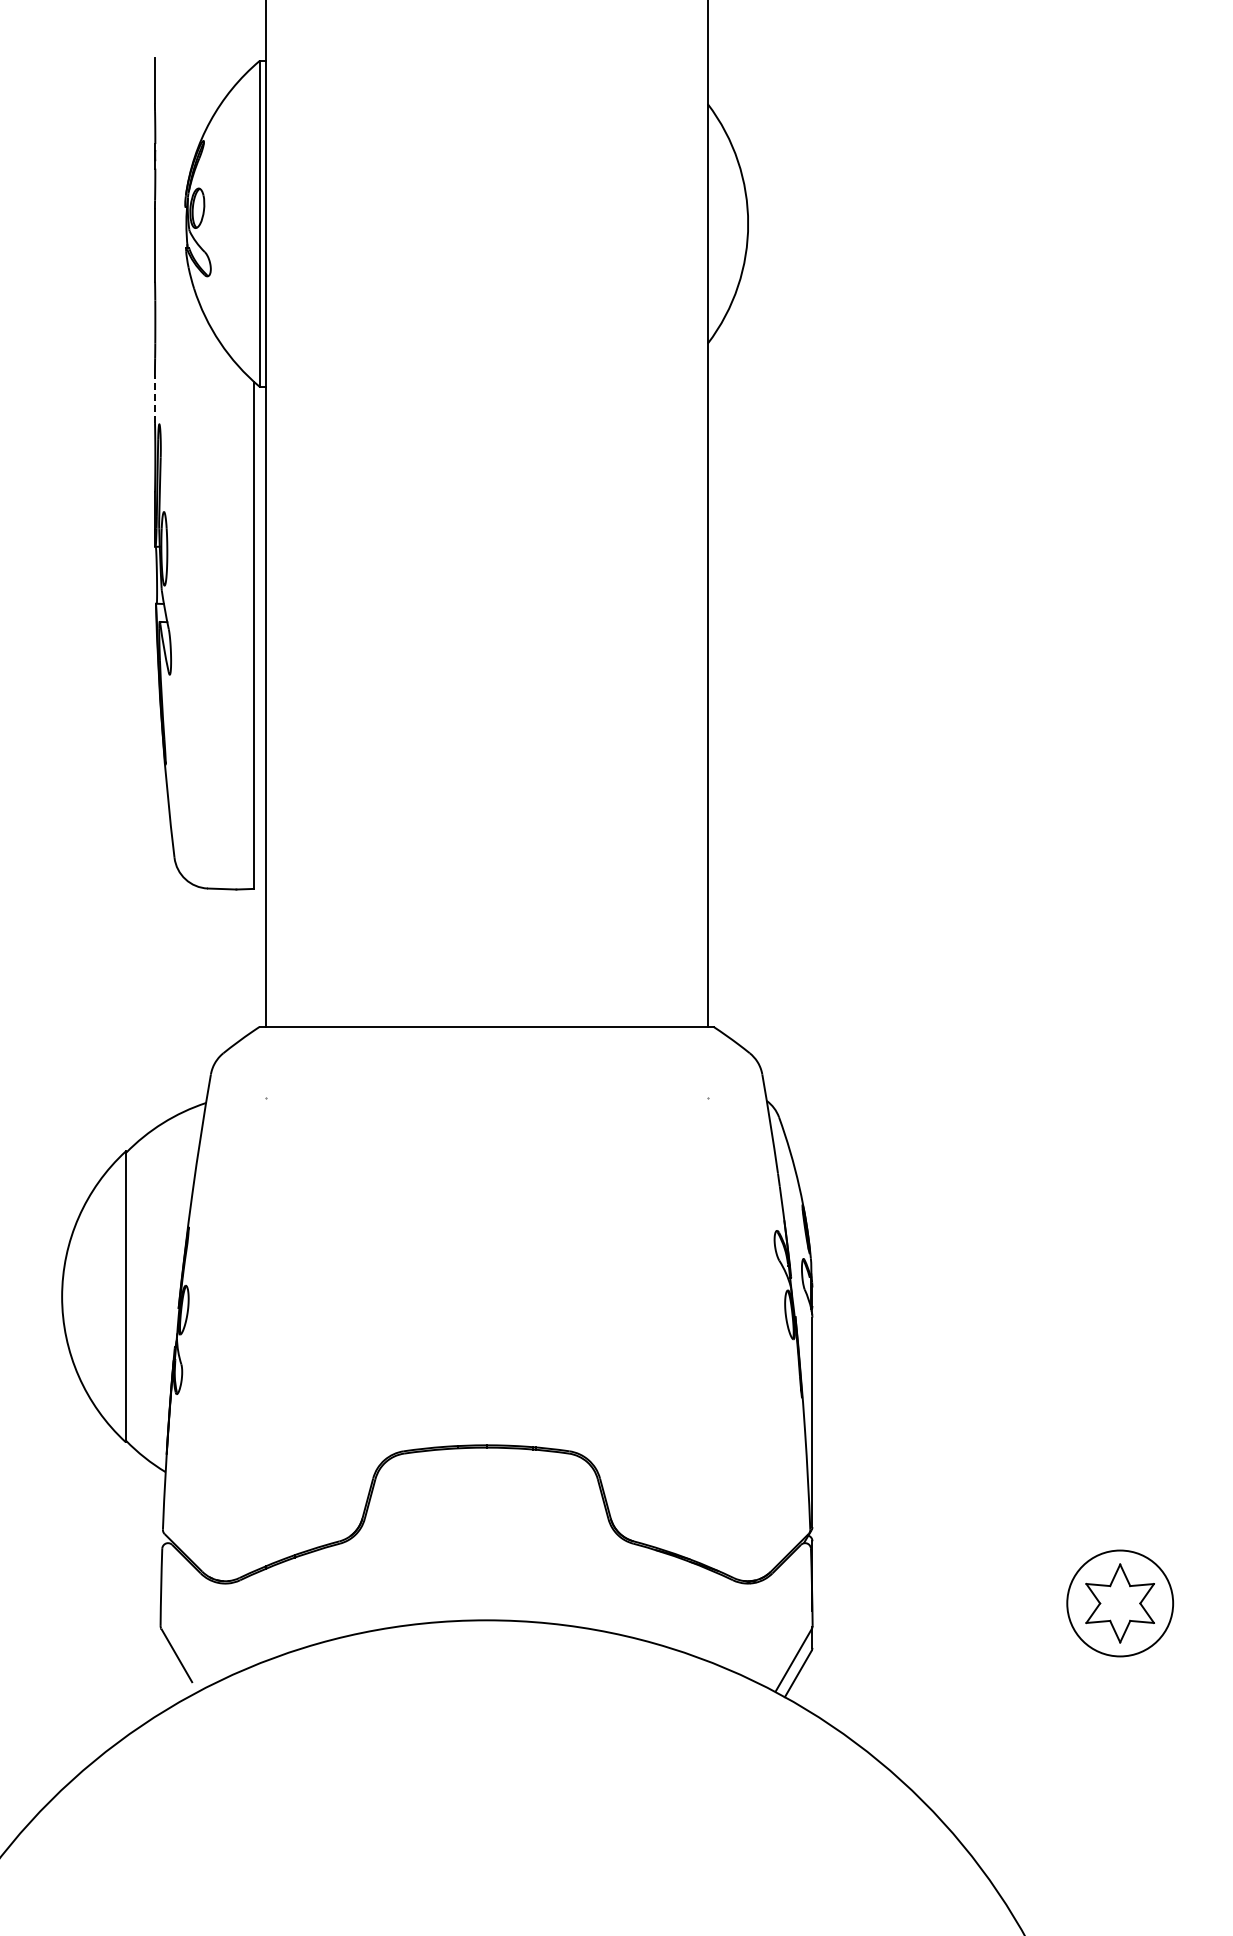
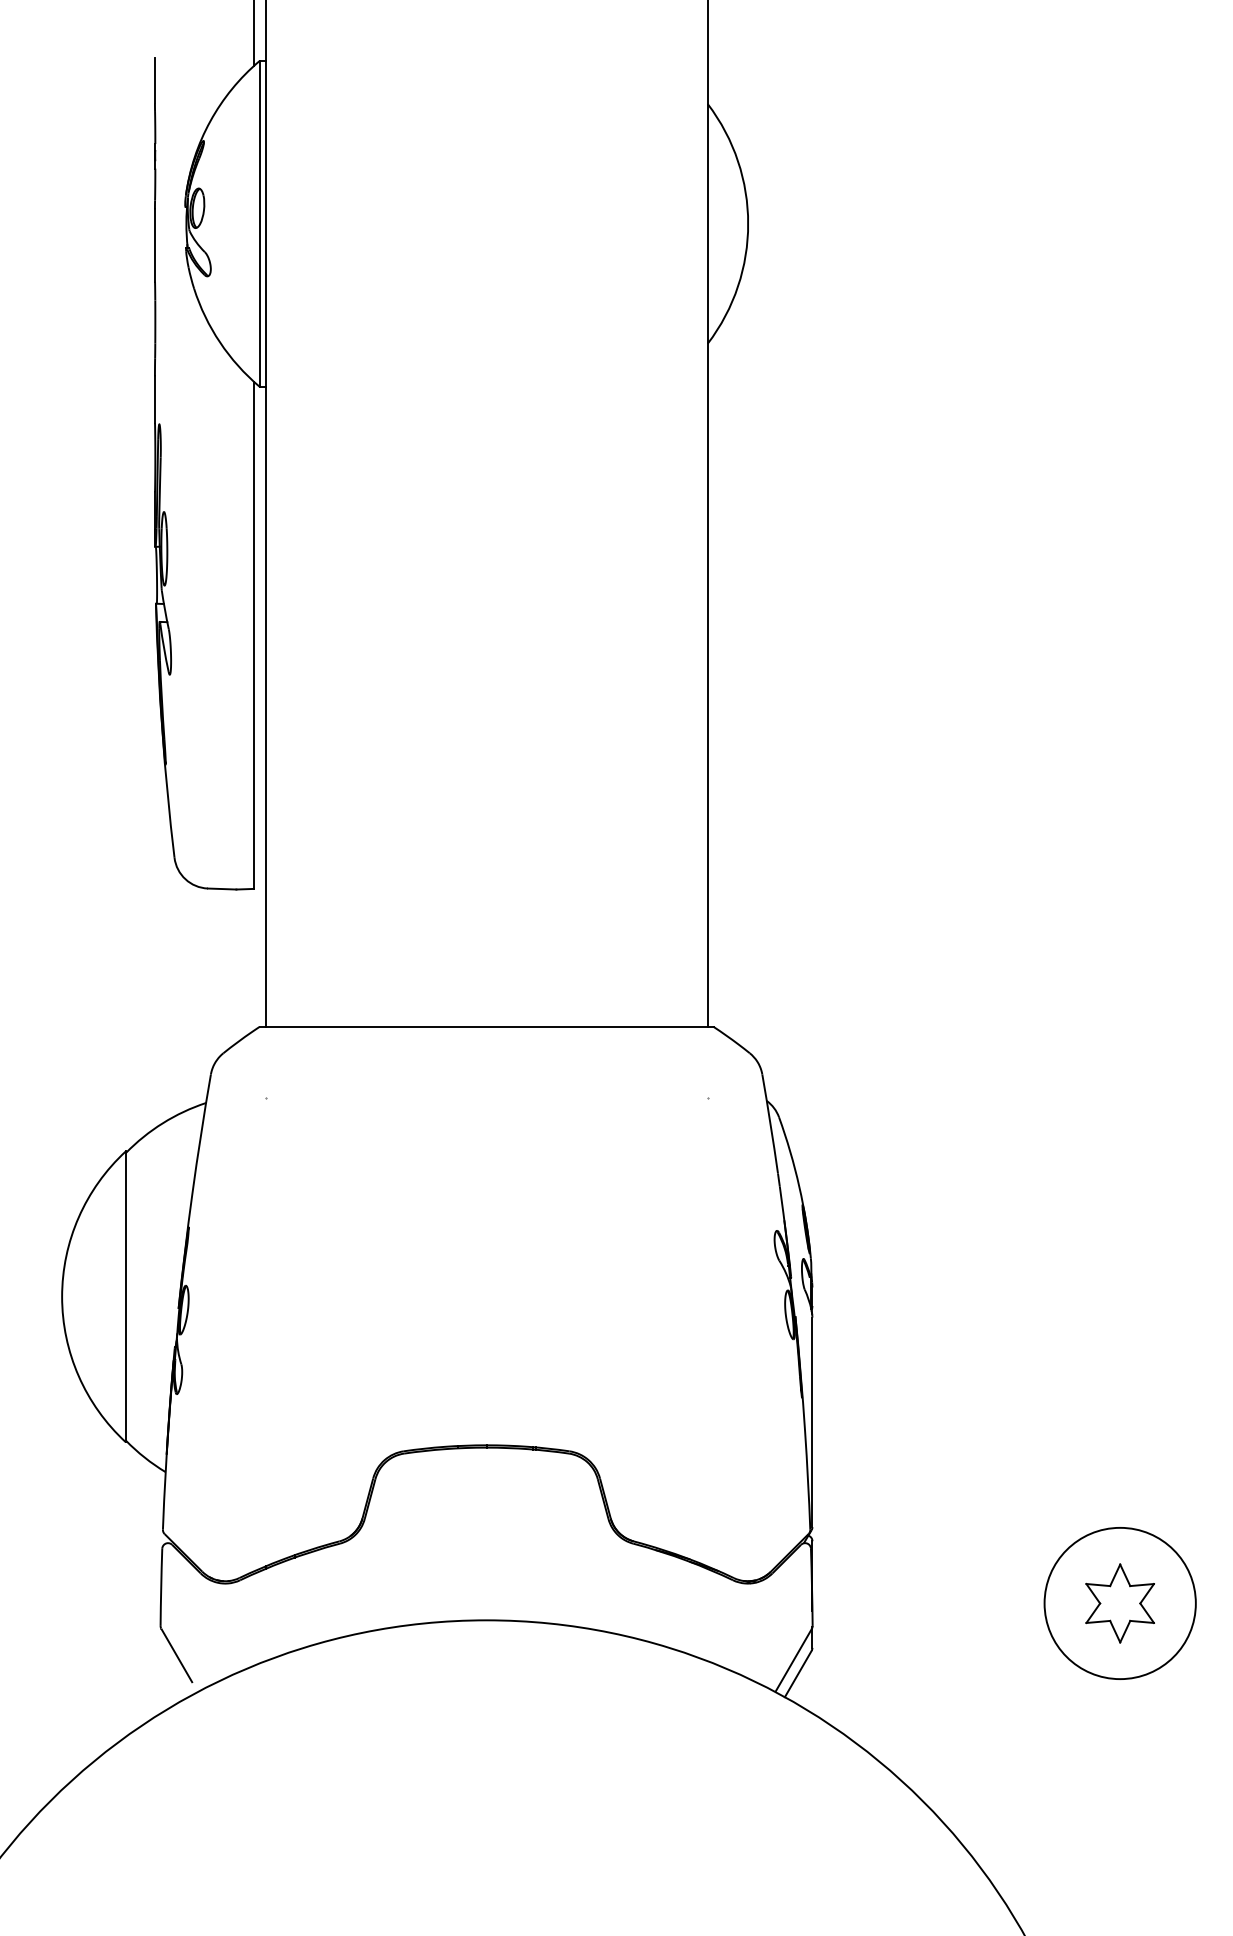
line: none -> present (253, 34)
line: dashed -> solid (154, 399)
circle diameter: 106 px -> 151 px (1119, 1603)
